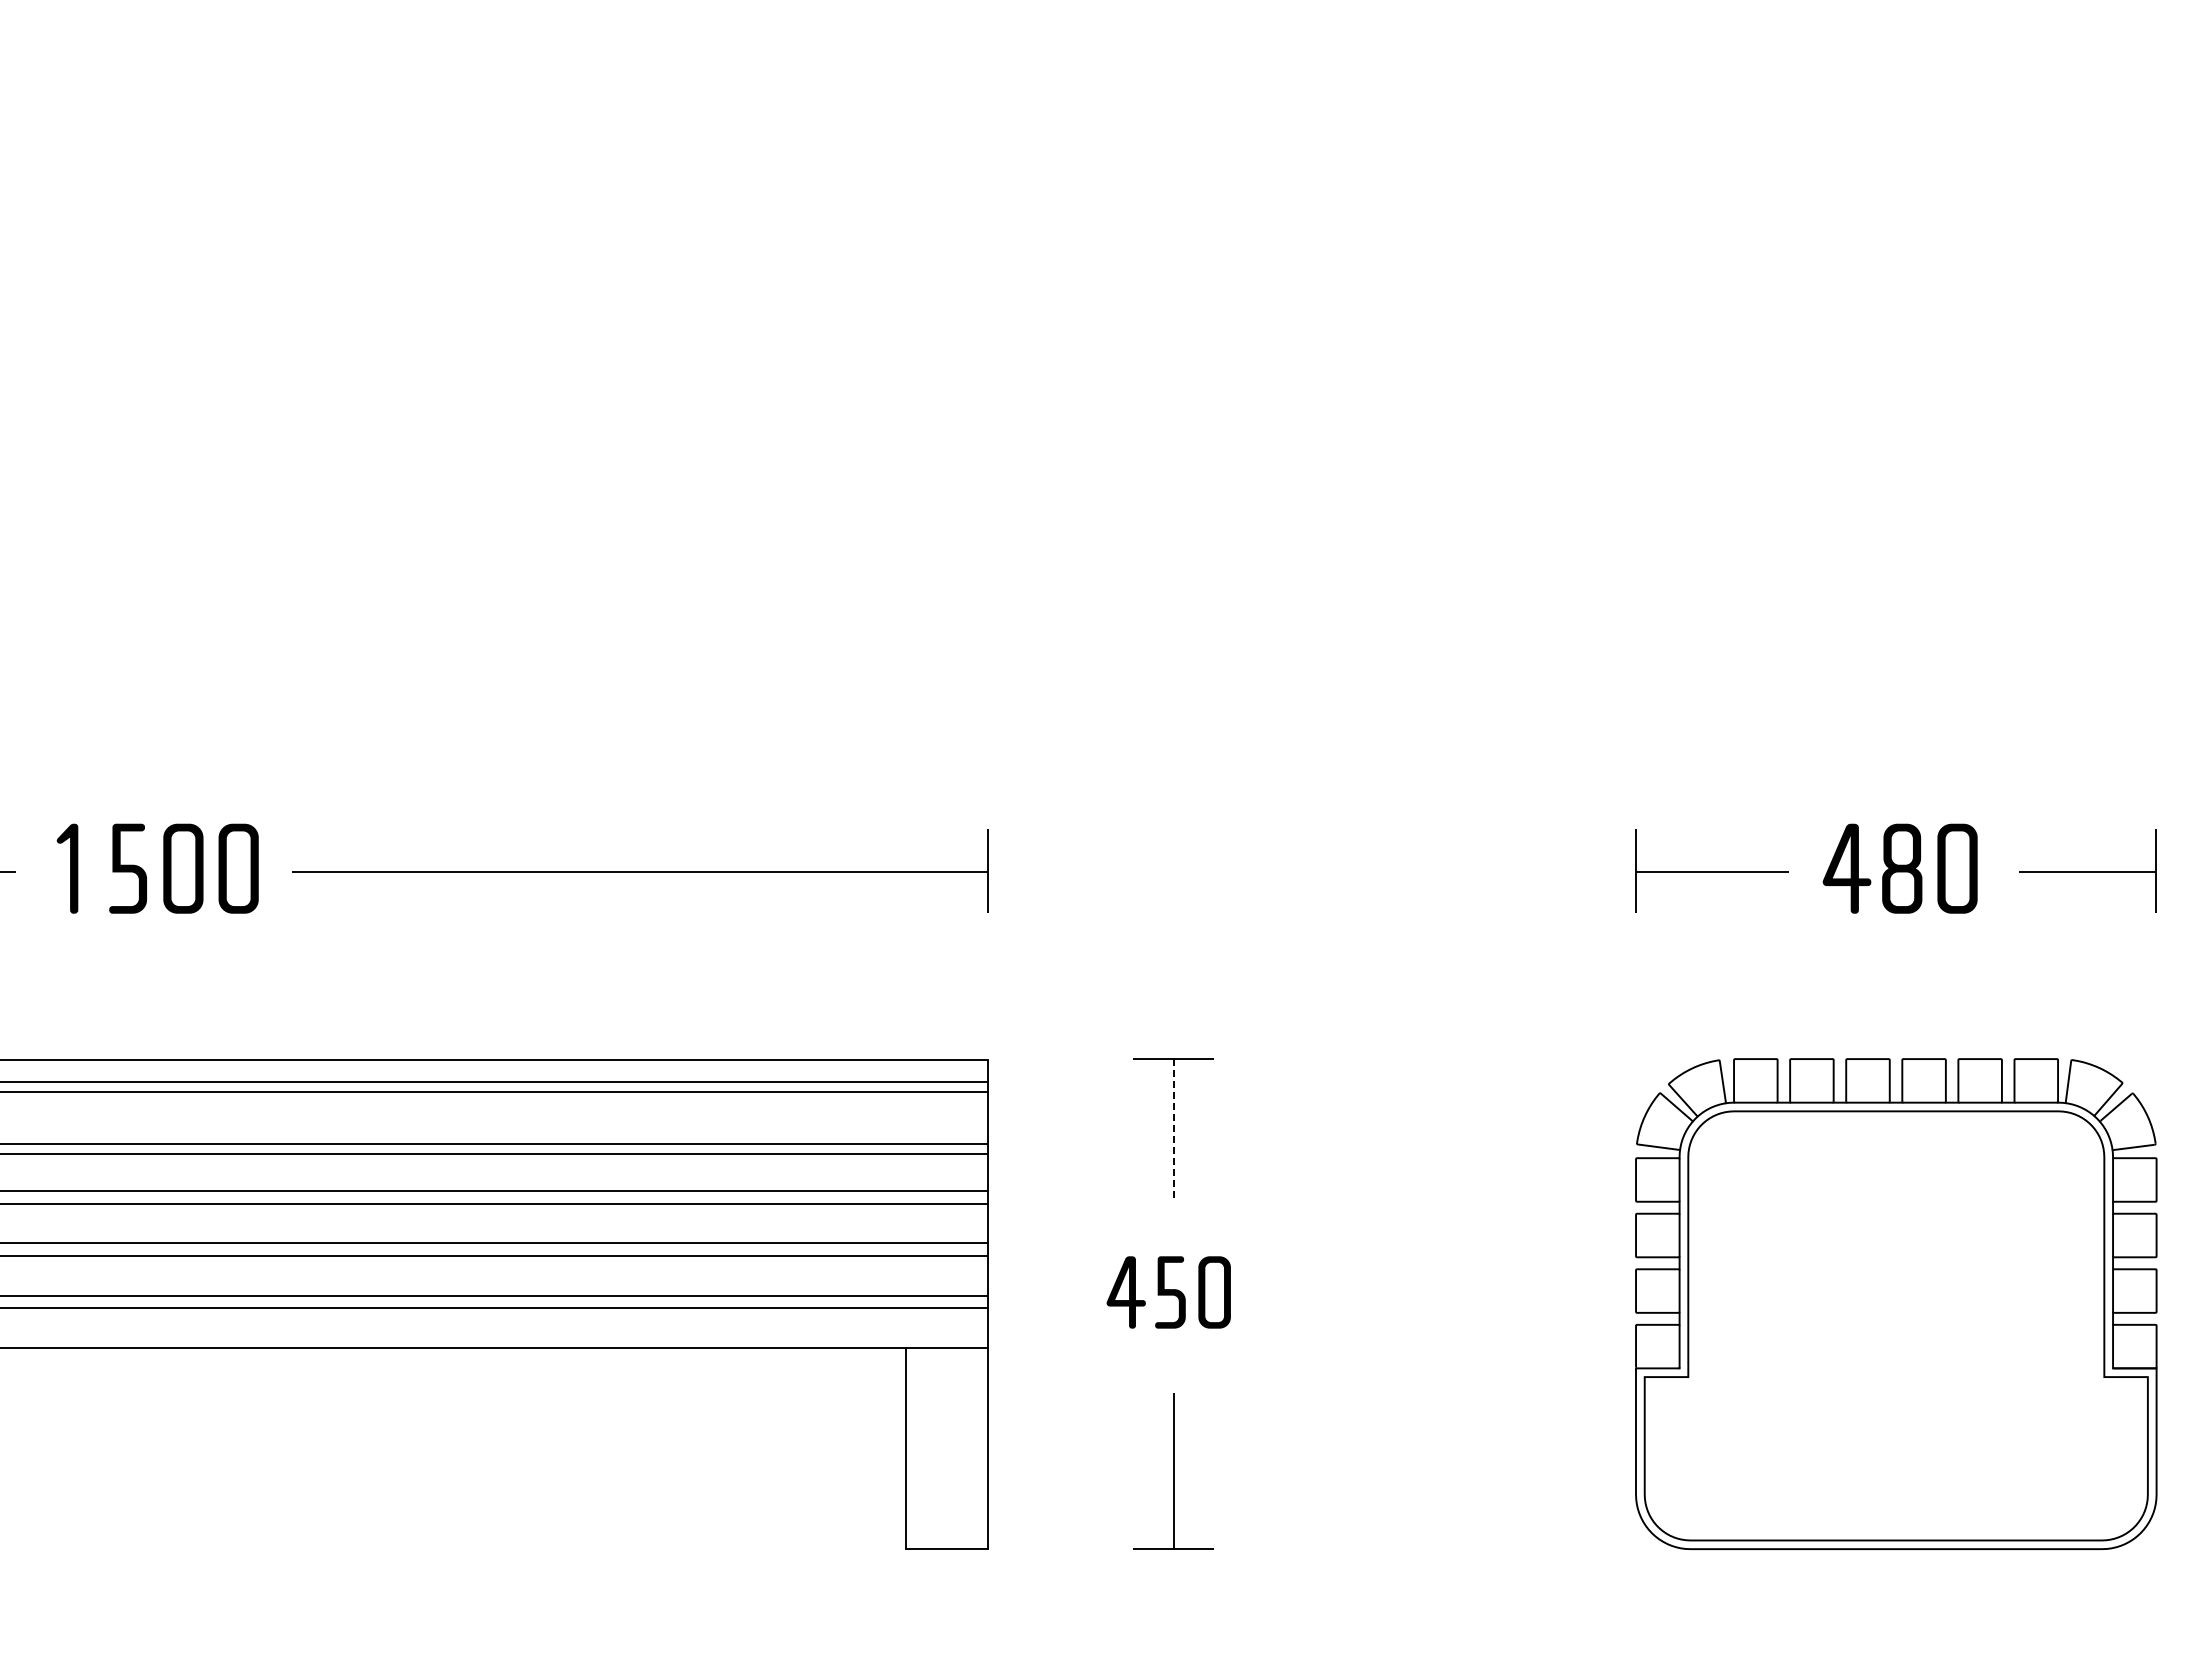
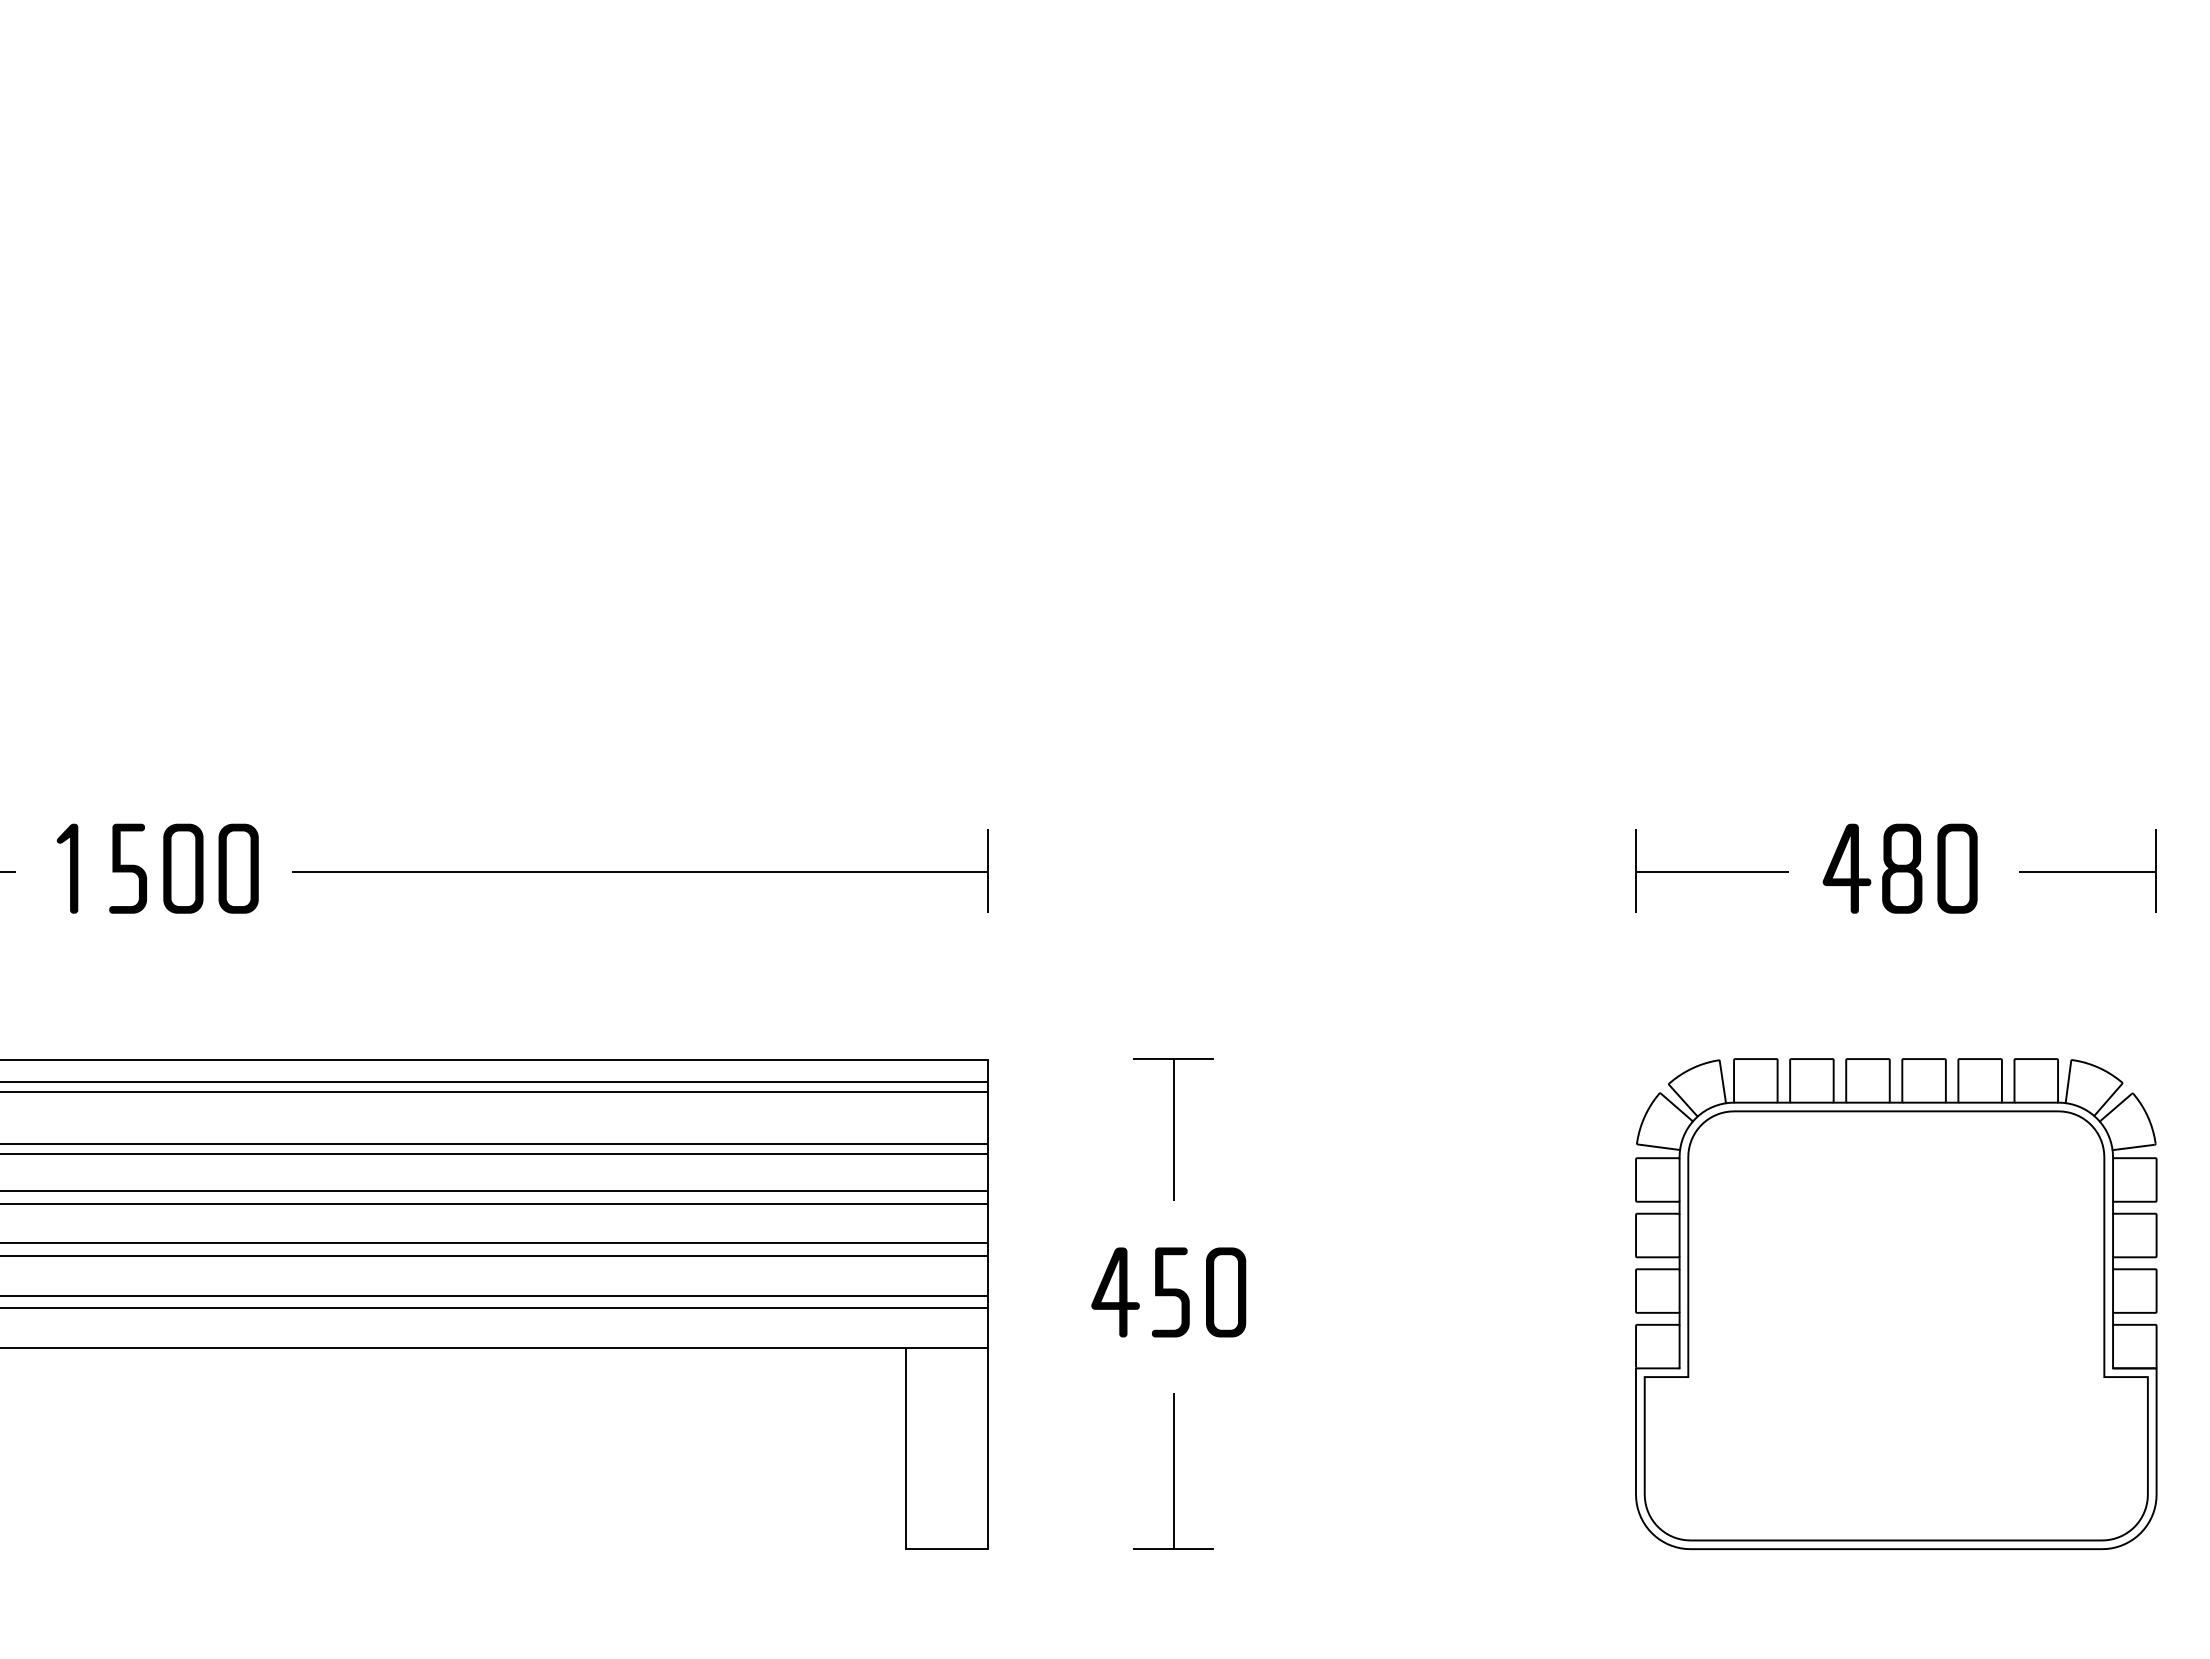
line: dashed -> solid (1173, 1130)
part size: 125x73 px -> 156x91 px (1168, 1292)
